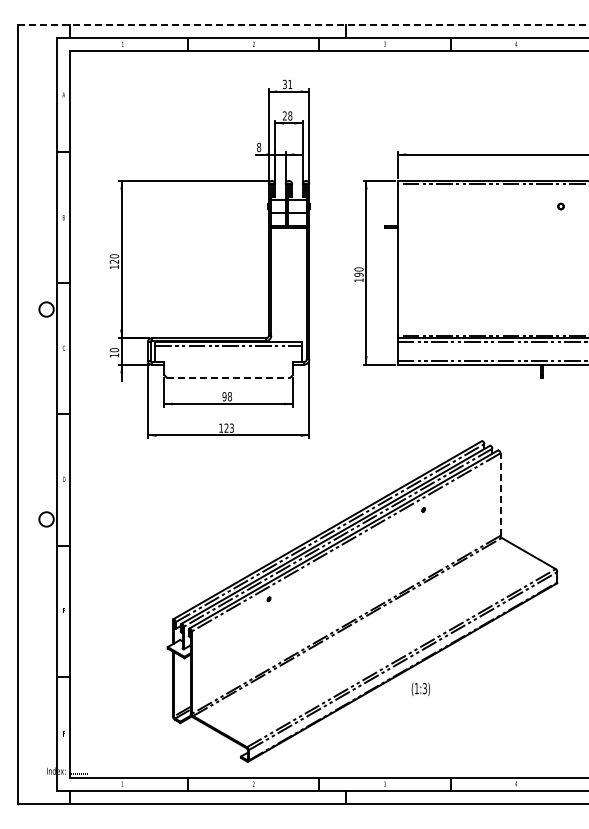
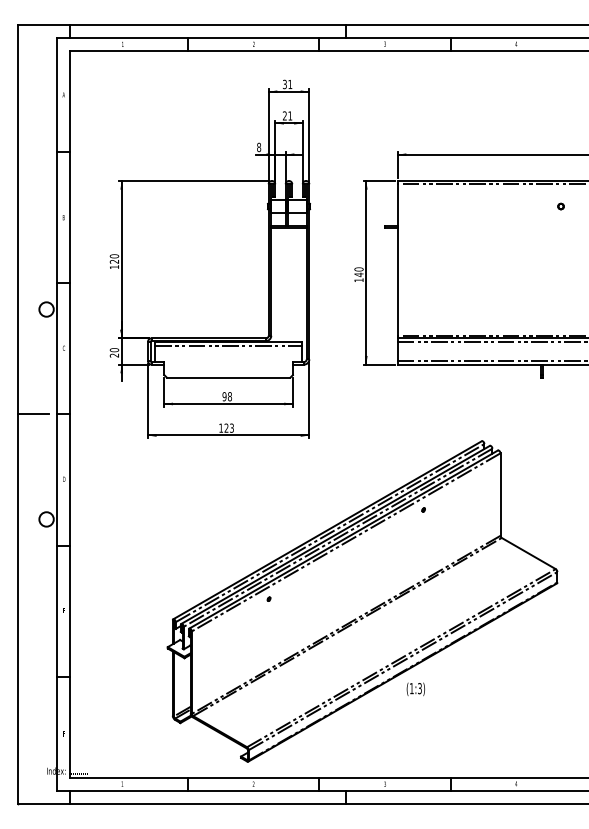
line: dashed -> solid (303, 24)
text: 28 -> 21 (290, 115)
text: 190 -> 140 (358, 274)
text: 10 -> 20 (113, 355)
line: dashed -> solid (228, 377)
line: none -> present (33, 414)
line: dashed -> solid (500, 494)
text position: (420, 689) -> (415, 689) (415, 689)
